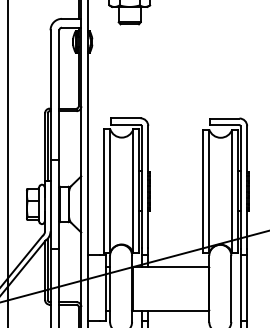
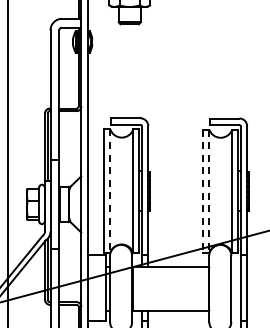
line: solid -> dashed (110, 191)
line: solid -> dashed (203, 191)
line: solid -> dashed (209, 191)
